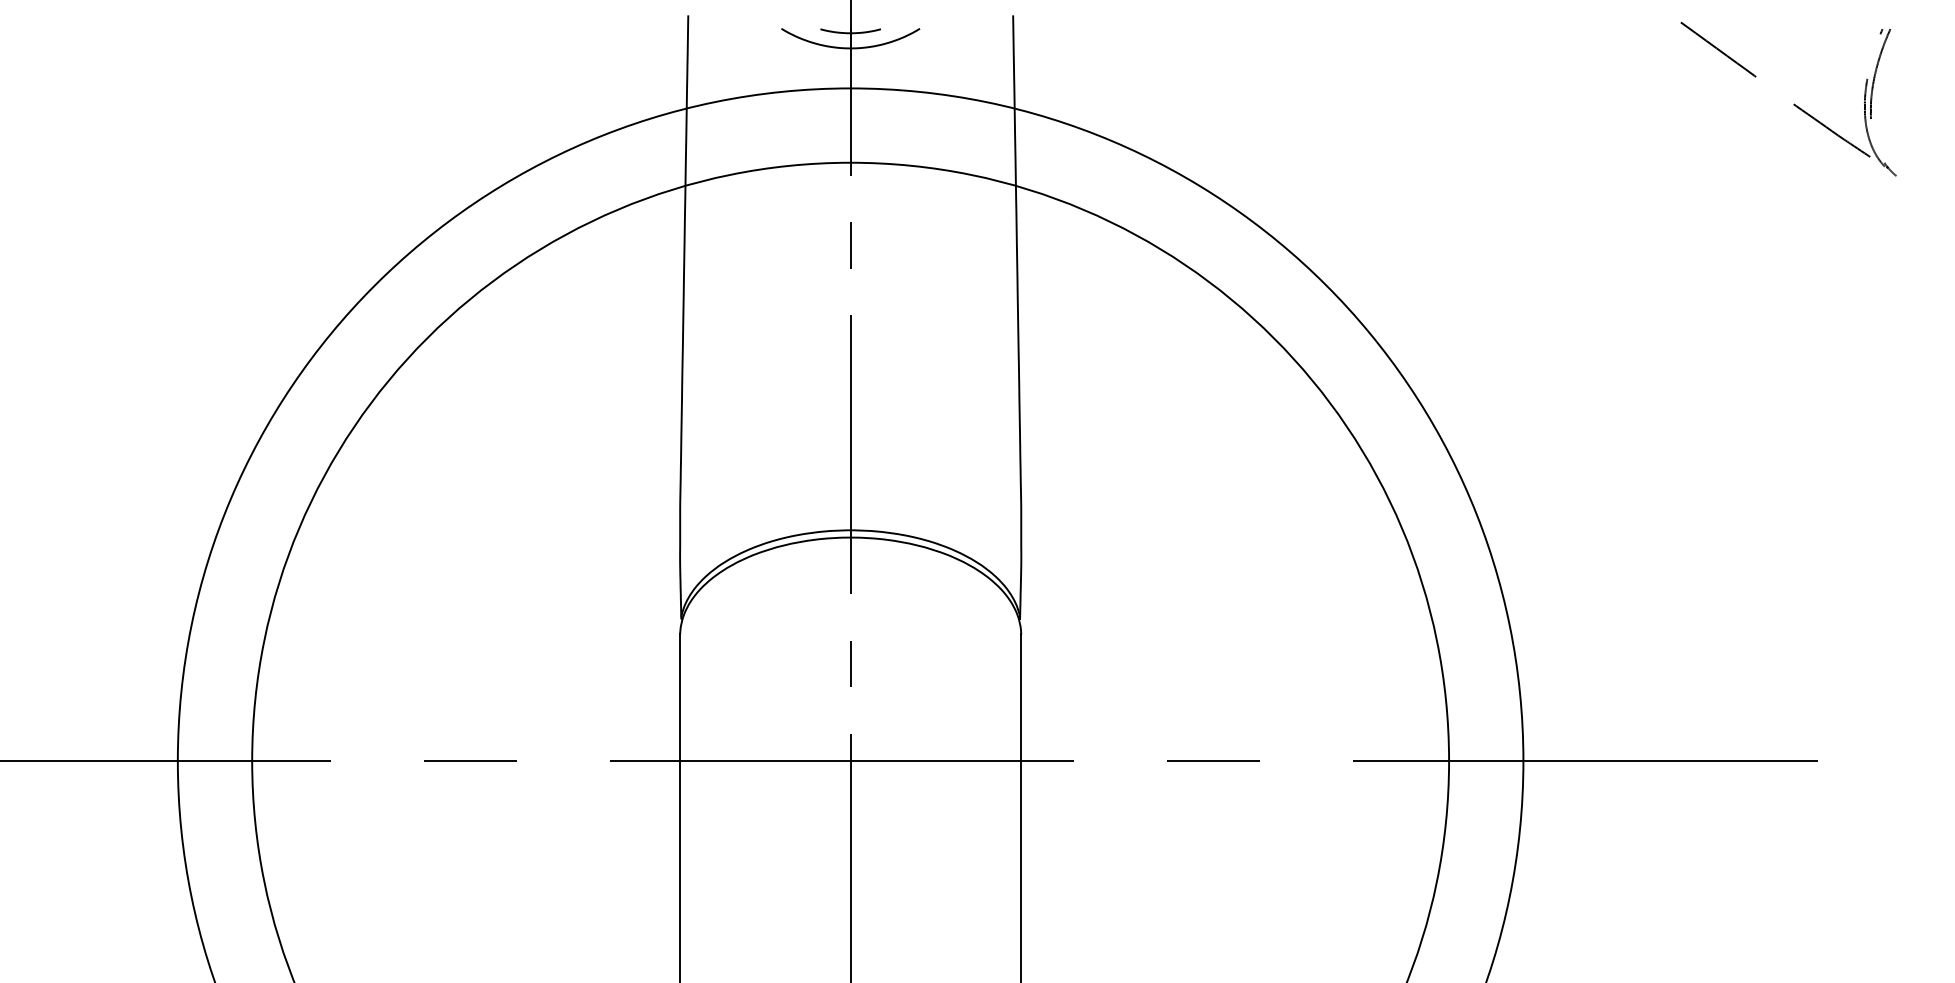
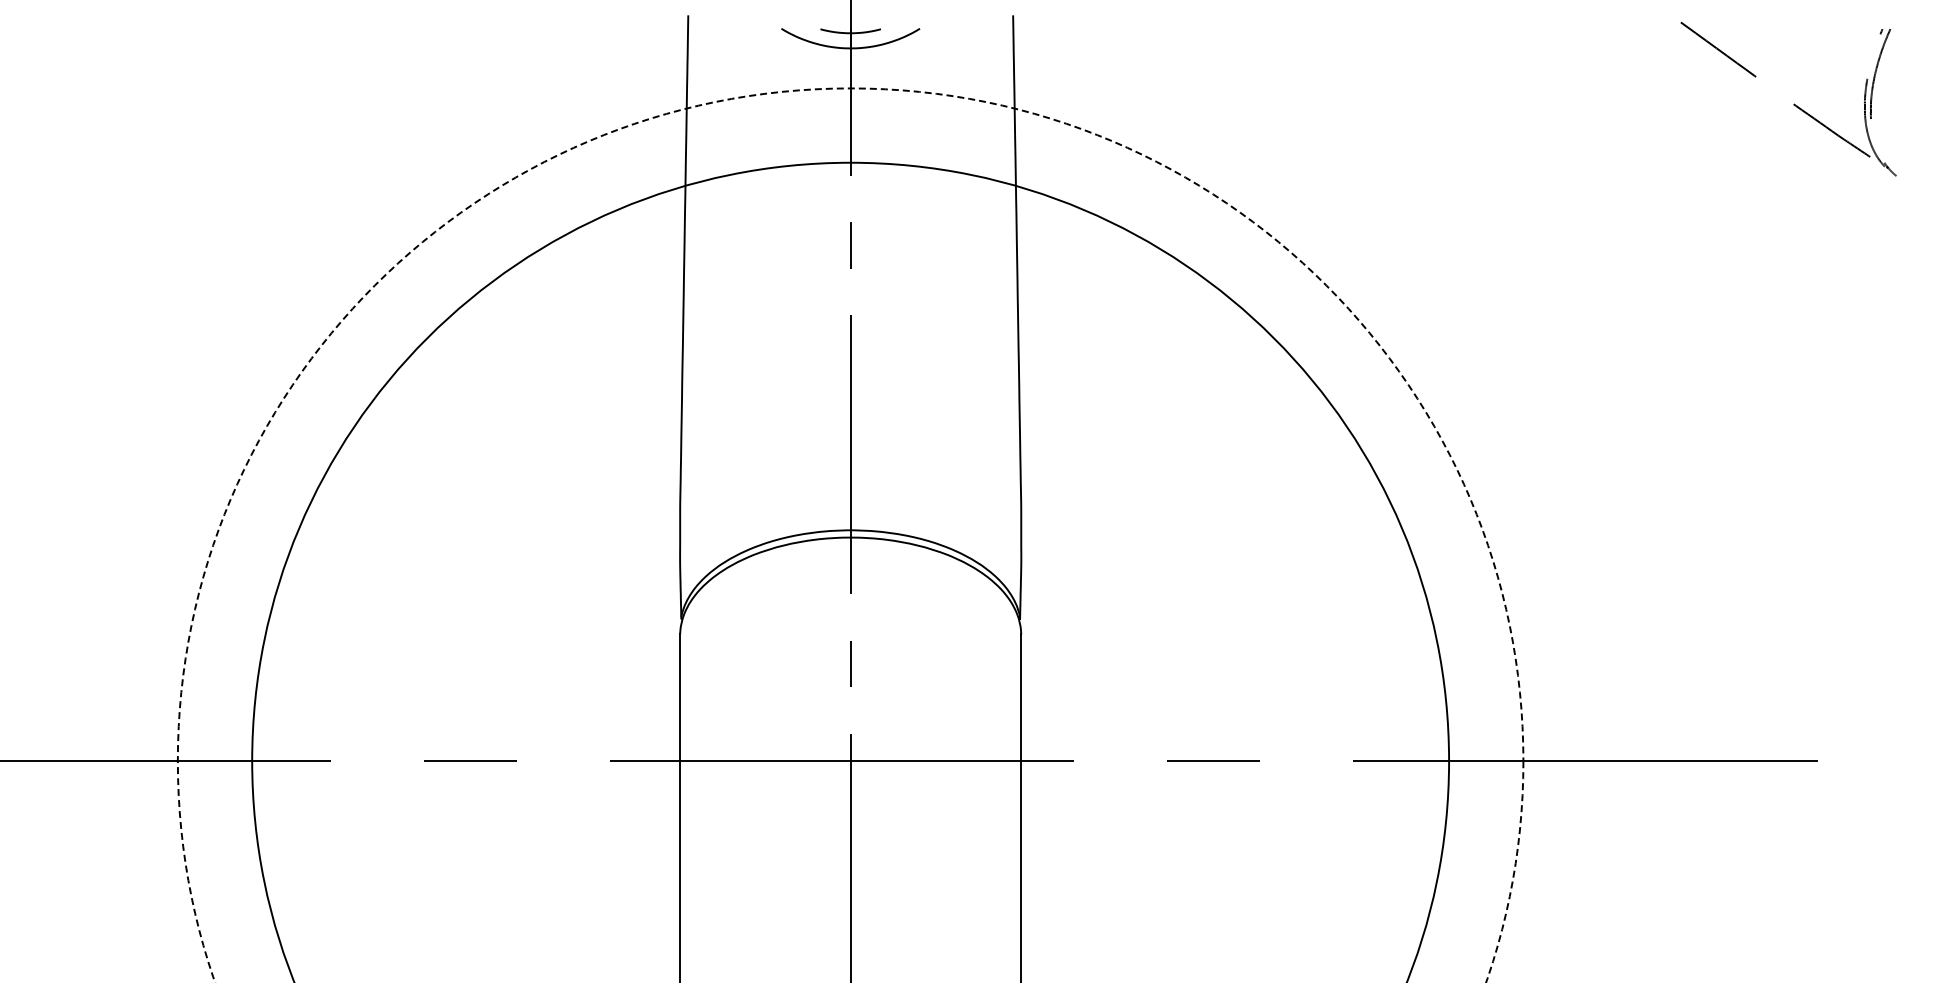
circle: solid -> dashed (850, 535)
